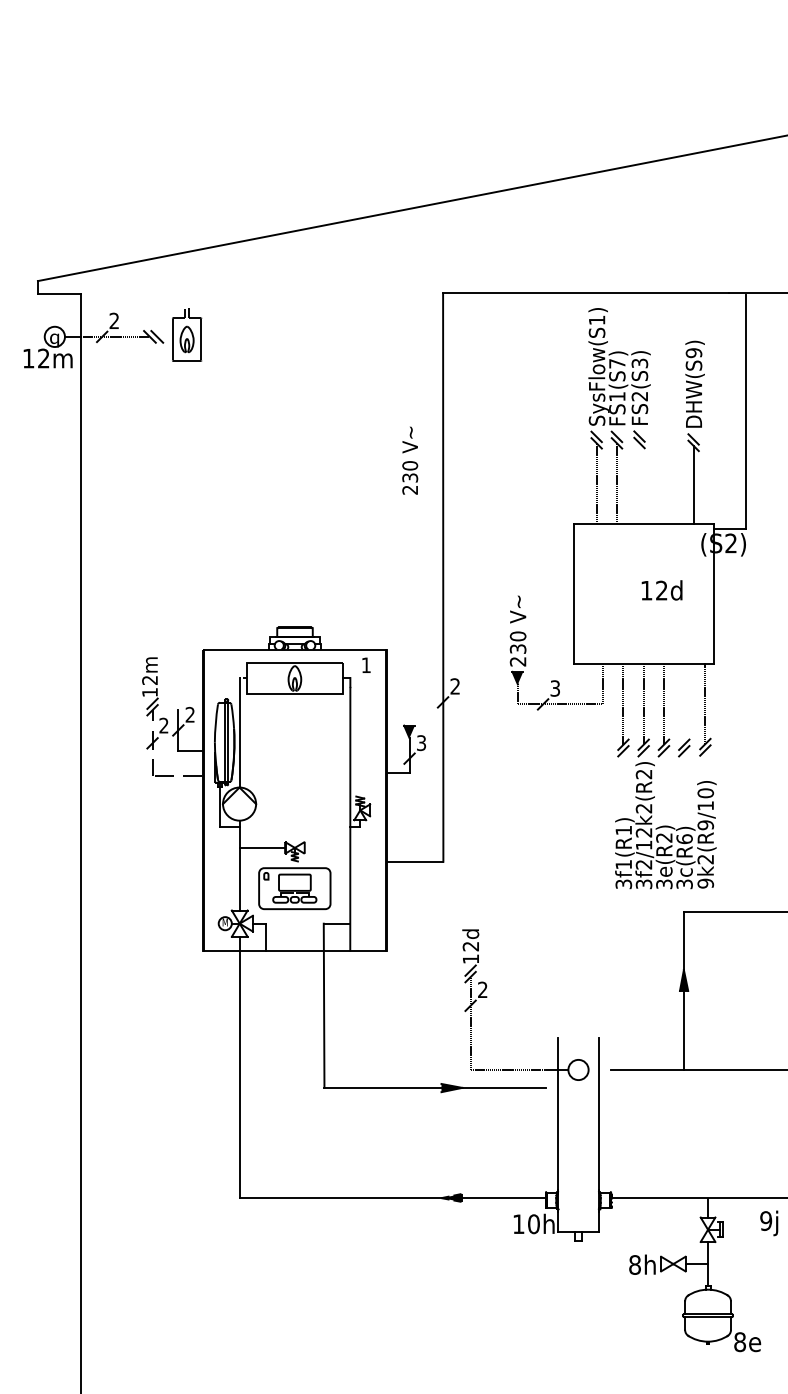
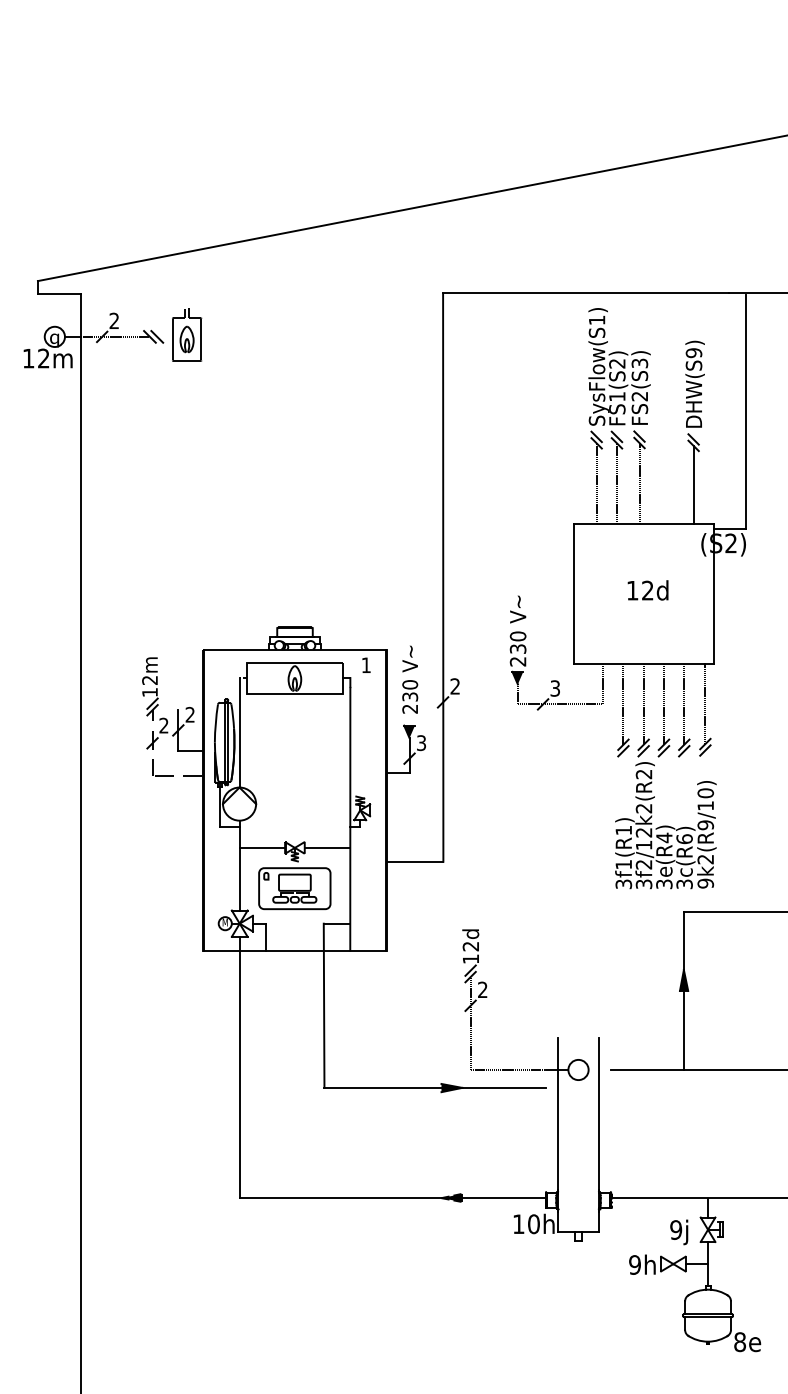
text: FS1(S7) -> FS1(S2) (617, 363)
text position: (410, 460) -> (410, 679) (410, 679)
line: none -> present (639, 483)
text position: (661, 590) -> (647, 590) (647, 590)
line: none -> present (684, 704)
text: 3e(R2) -> 3e(R4) (664, 837)
line: none -> present (327, 847)
text position: (769, 1223) -> (679, 1232) (679, 1232)
text: 8h -> 9h (634, 1264)
